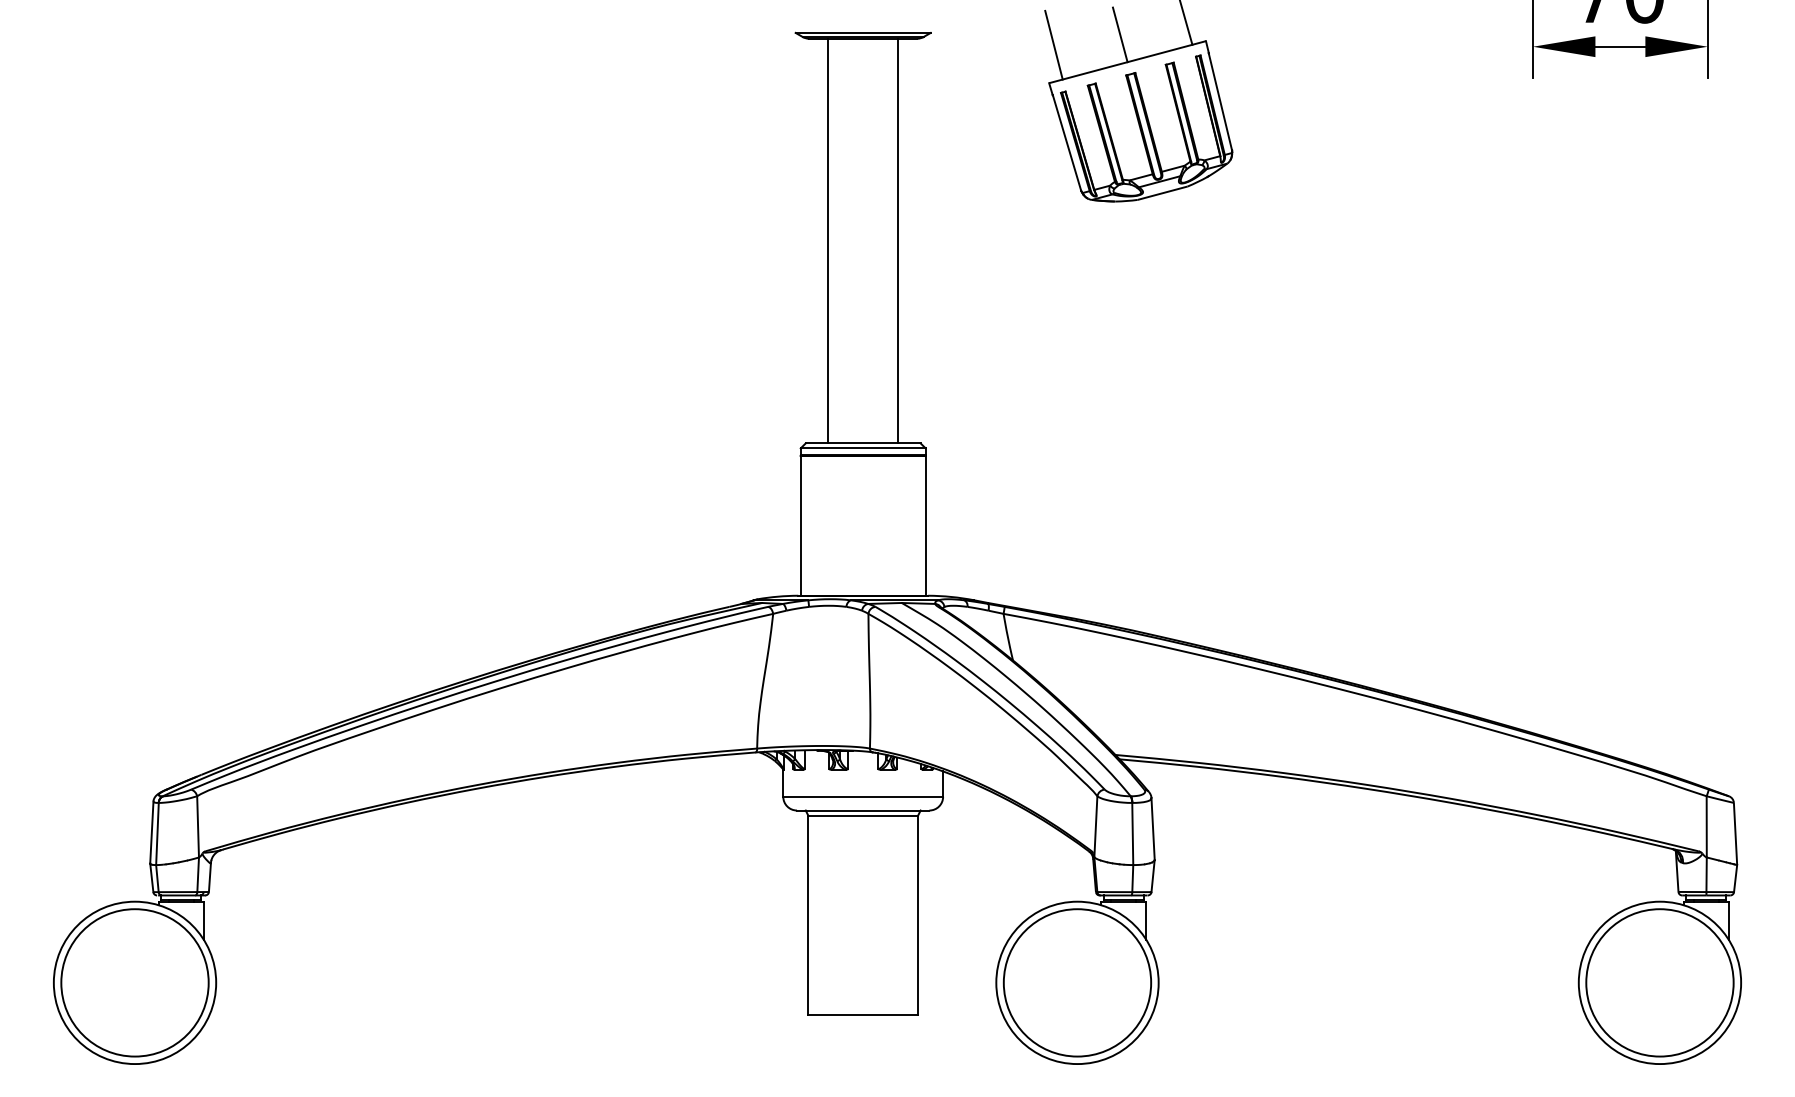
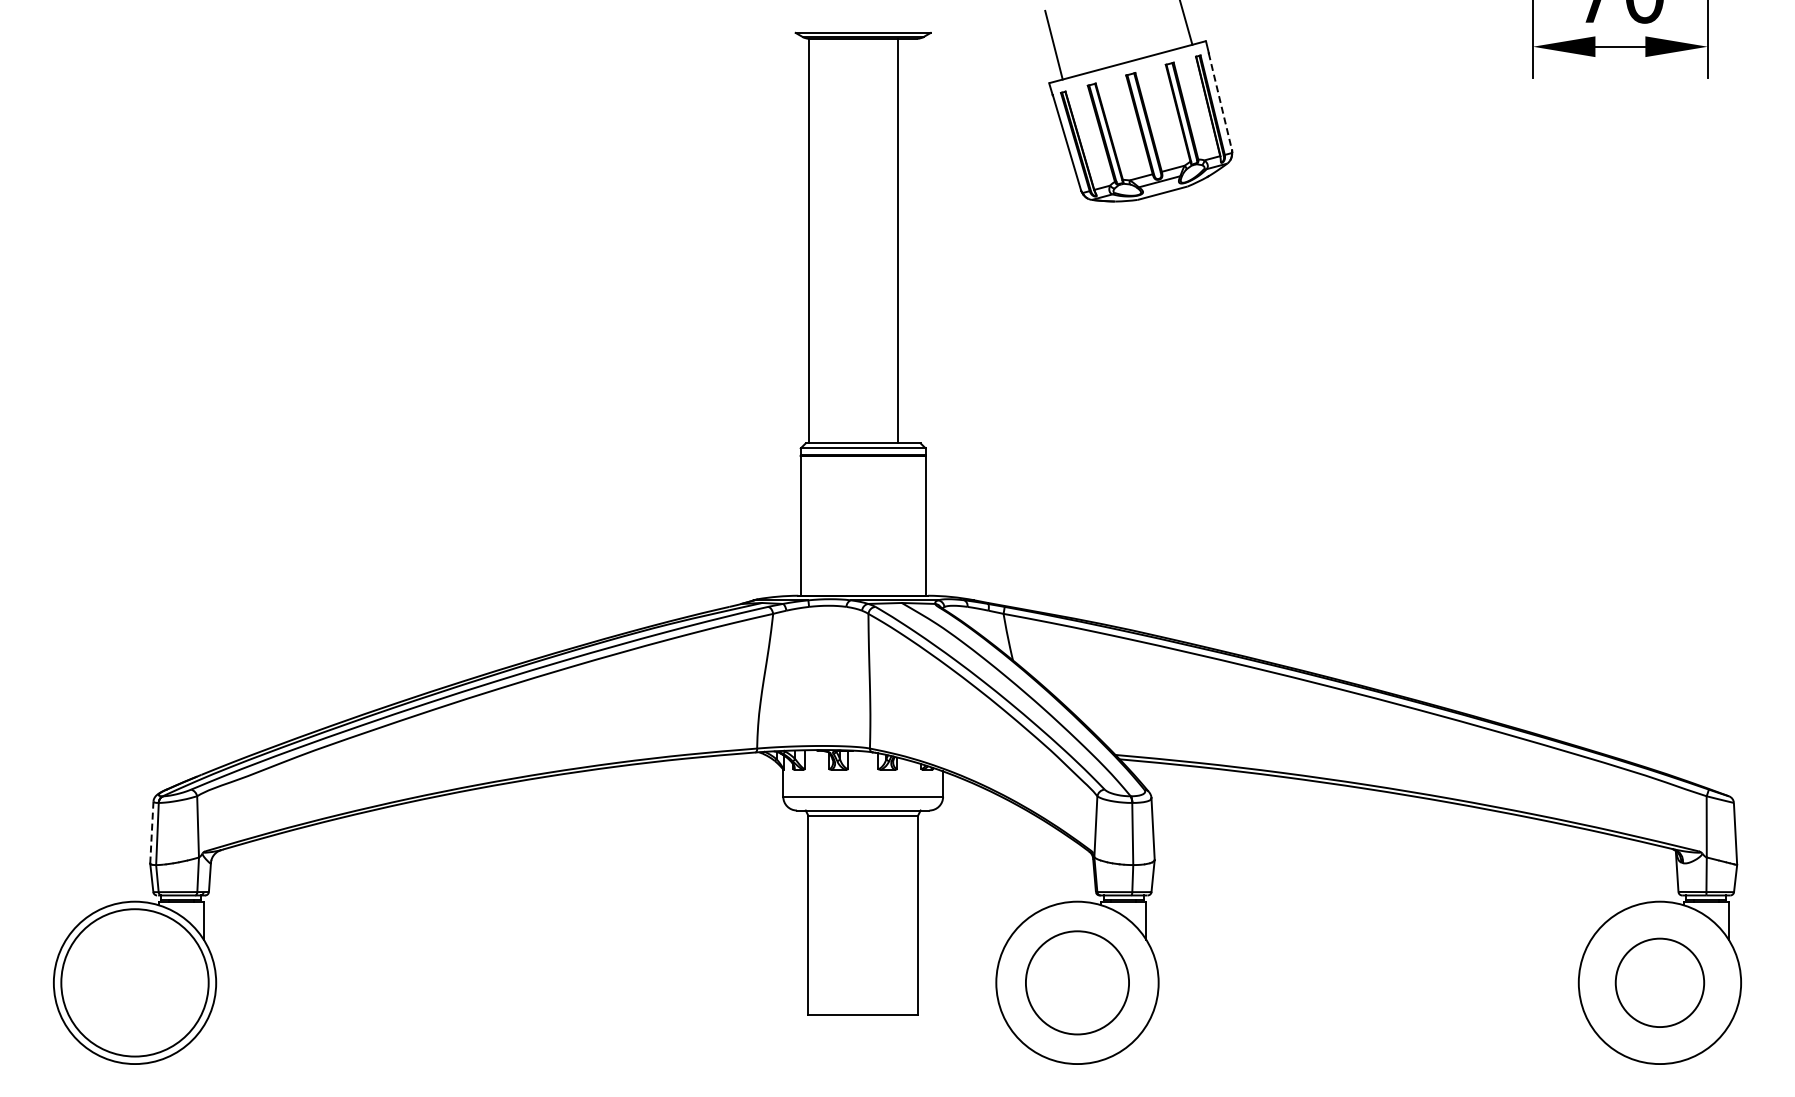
line: present -> none (1119, 34)
line: solid -> dashed (1220, 101)
line position: (828, 240) -> (809, 240) (809, 240)
line: solid -> dashed (151, 832)
circle diameter: 147 px -> 103 px (1077, 982)
circle diameter: 147 px -> 88 px (1659, 982)
